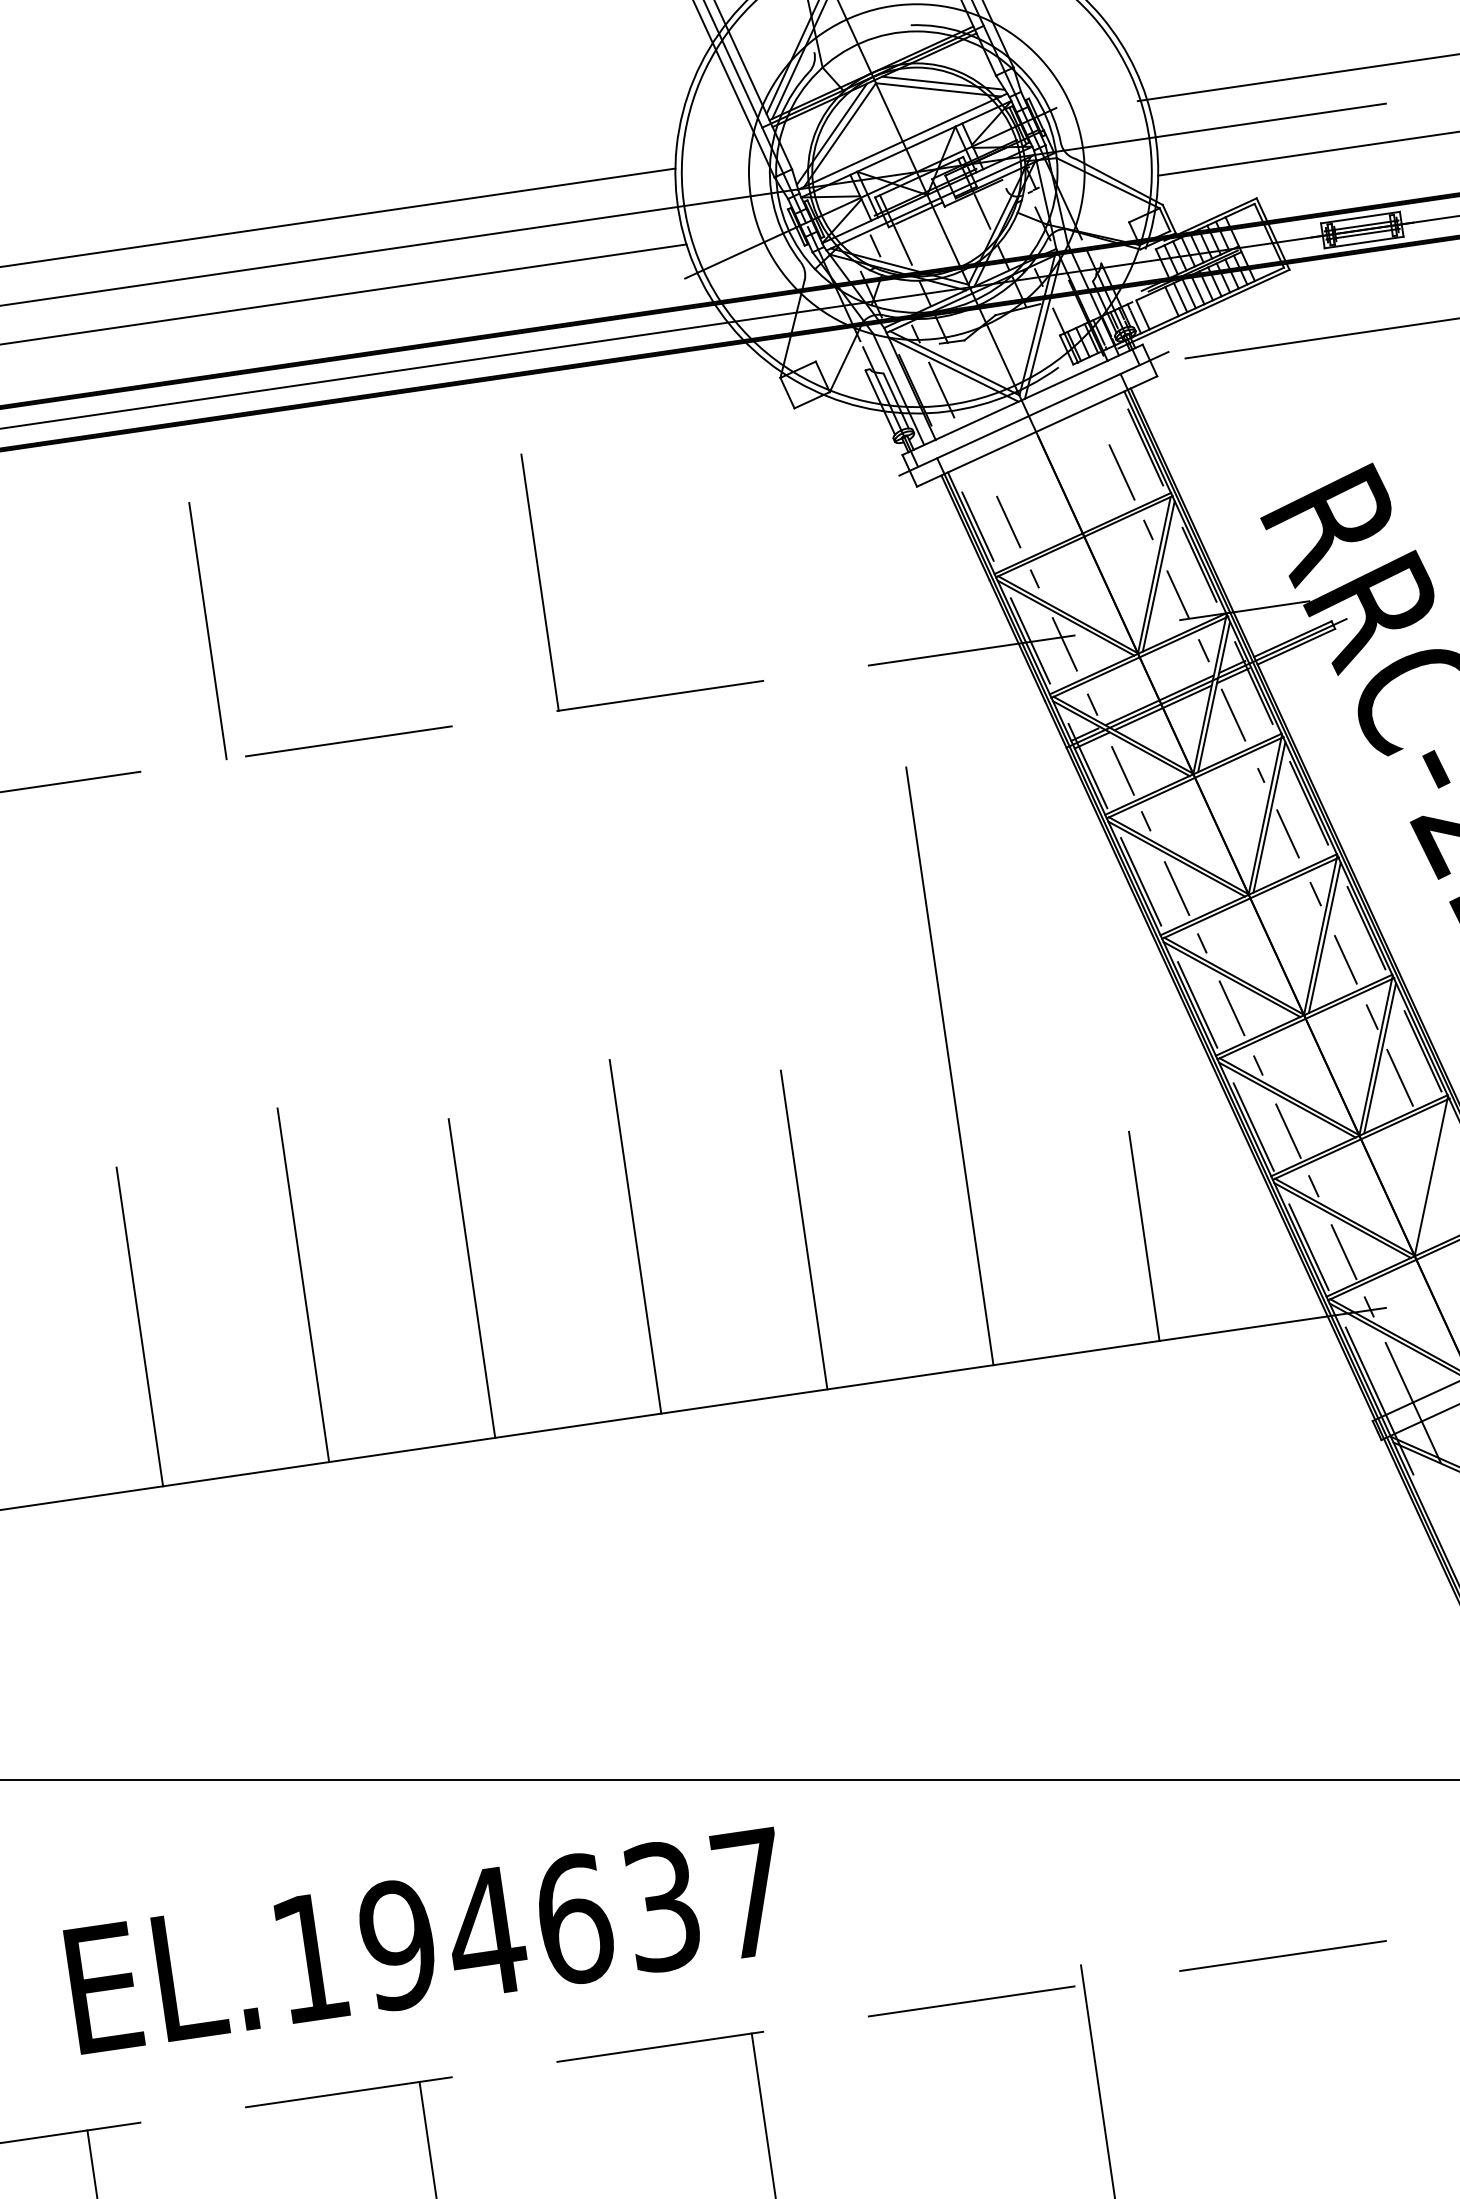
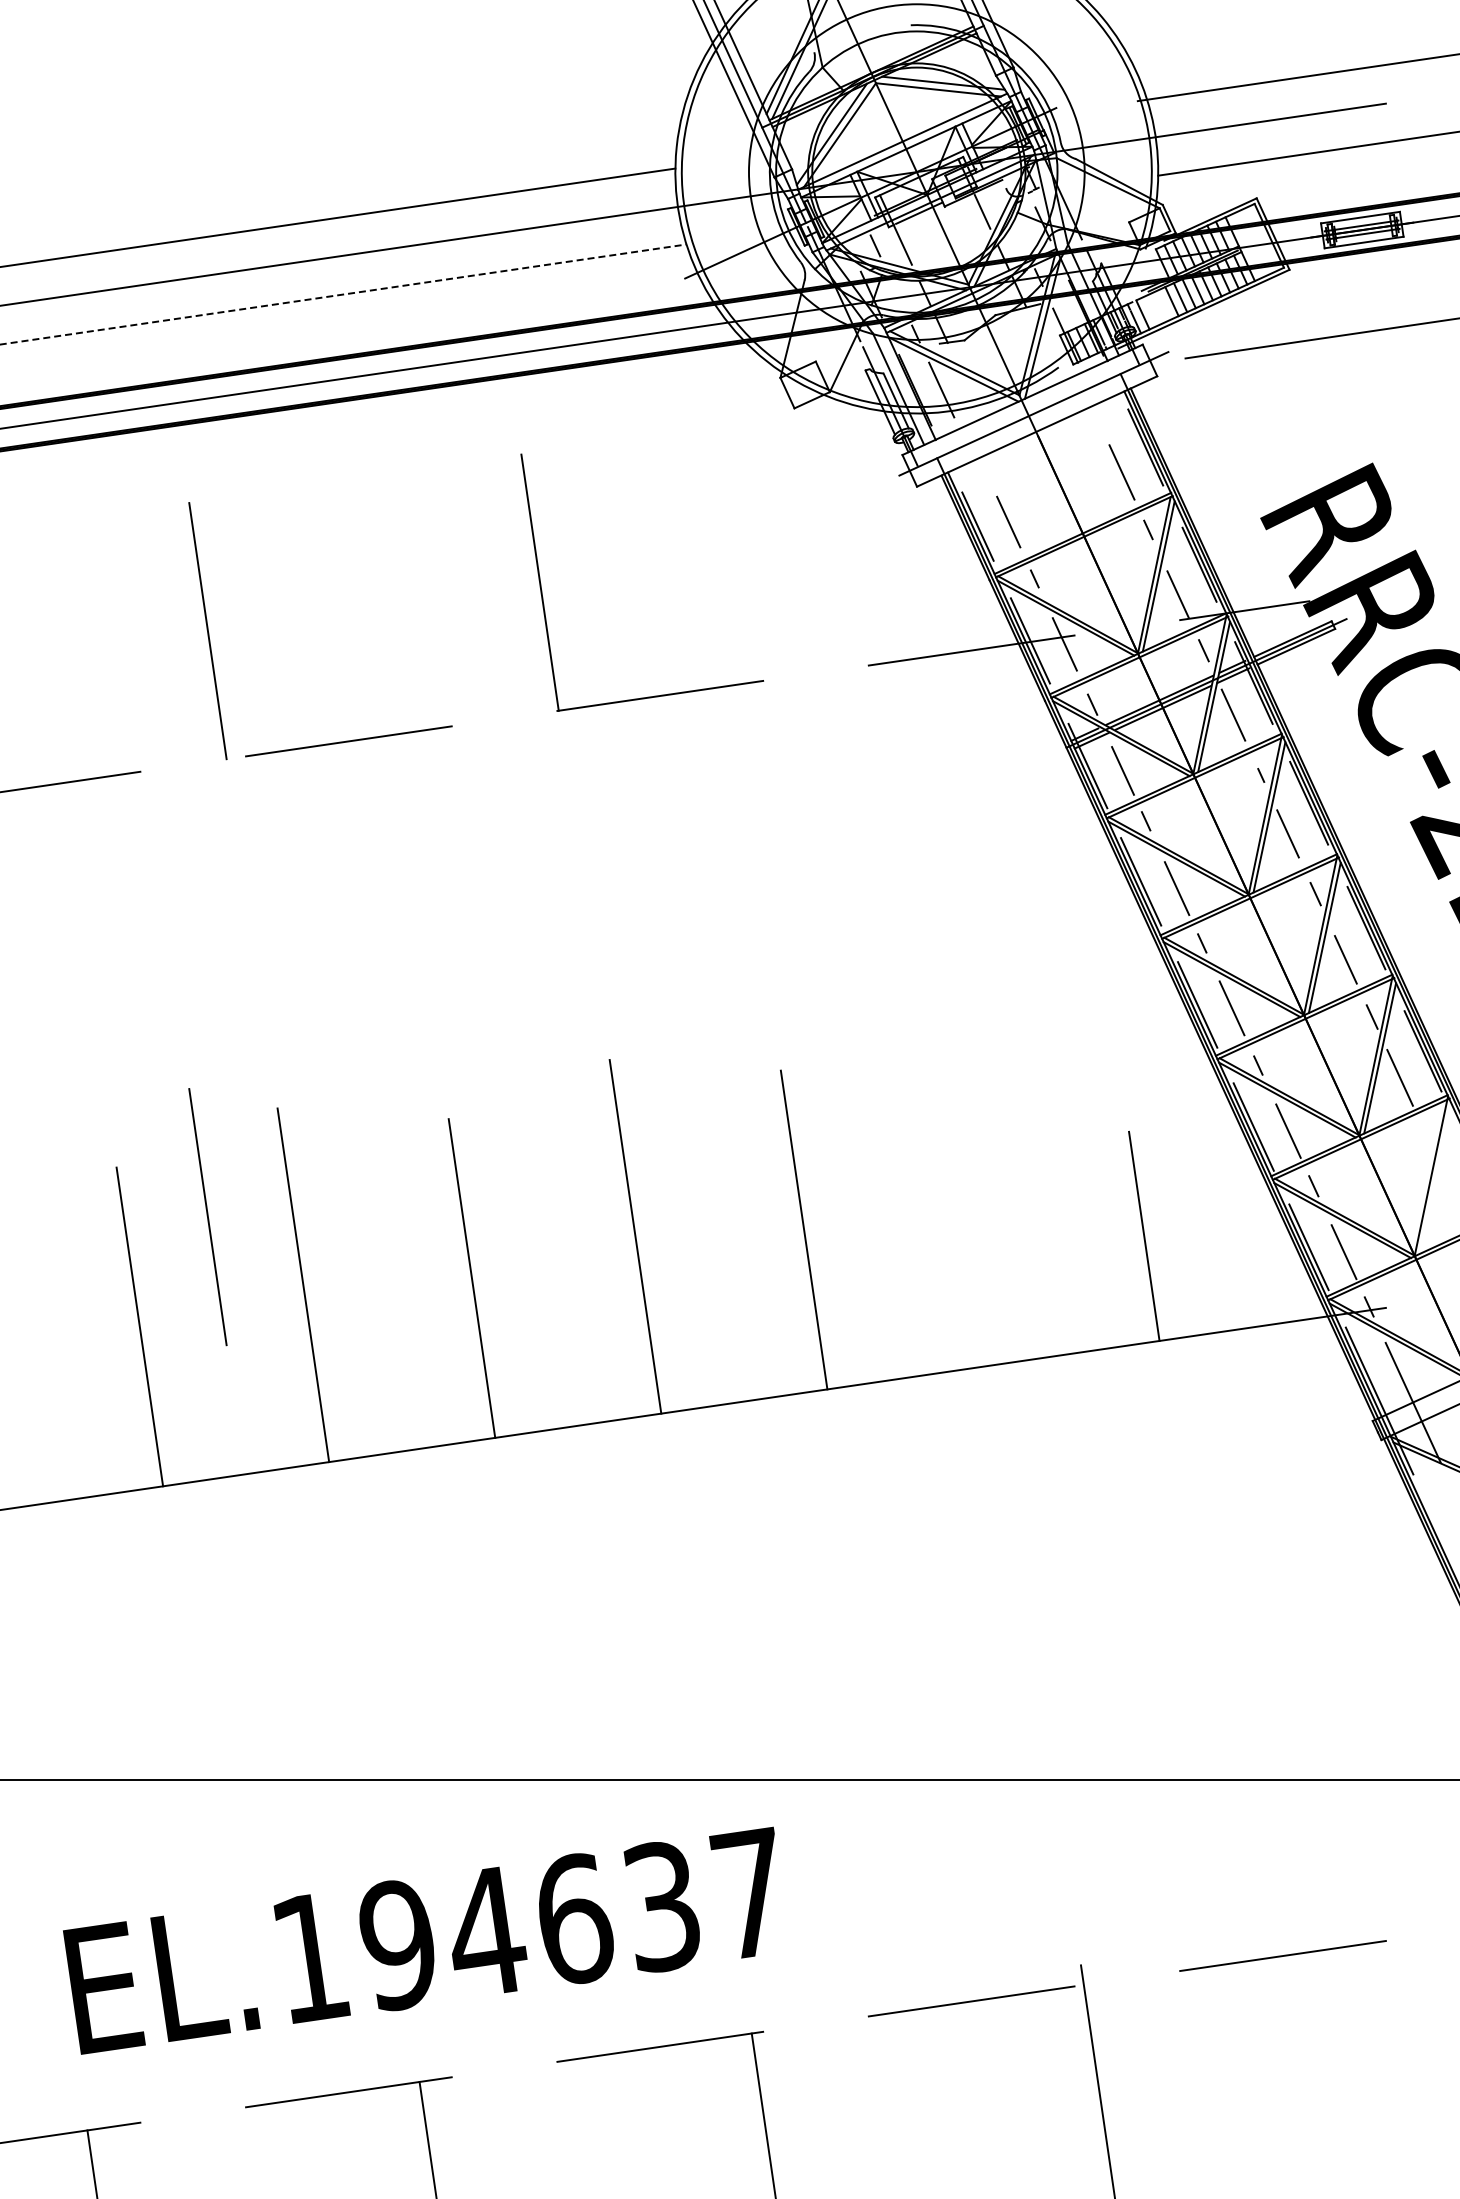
line: solid -> dashed (344, 294)
line: present -> none (949, 1066)
line: none -> present (207, 1217)
